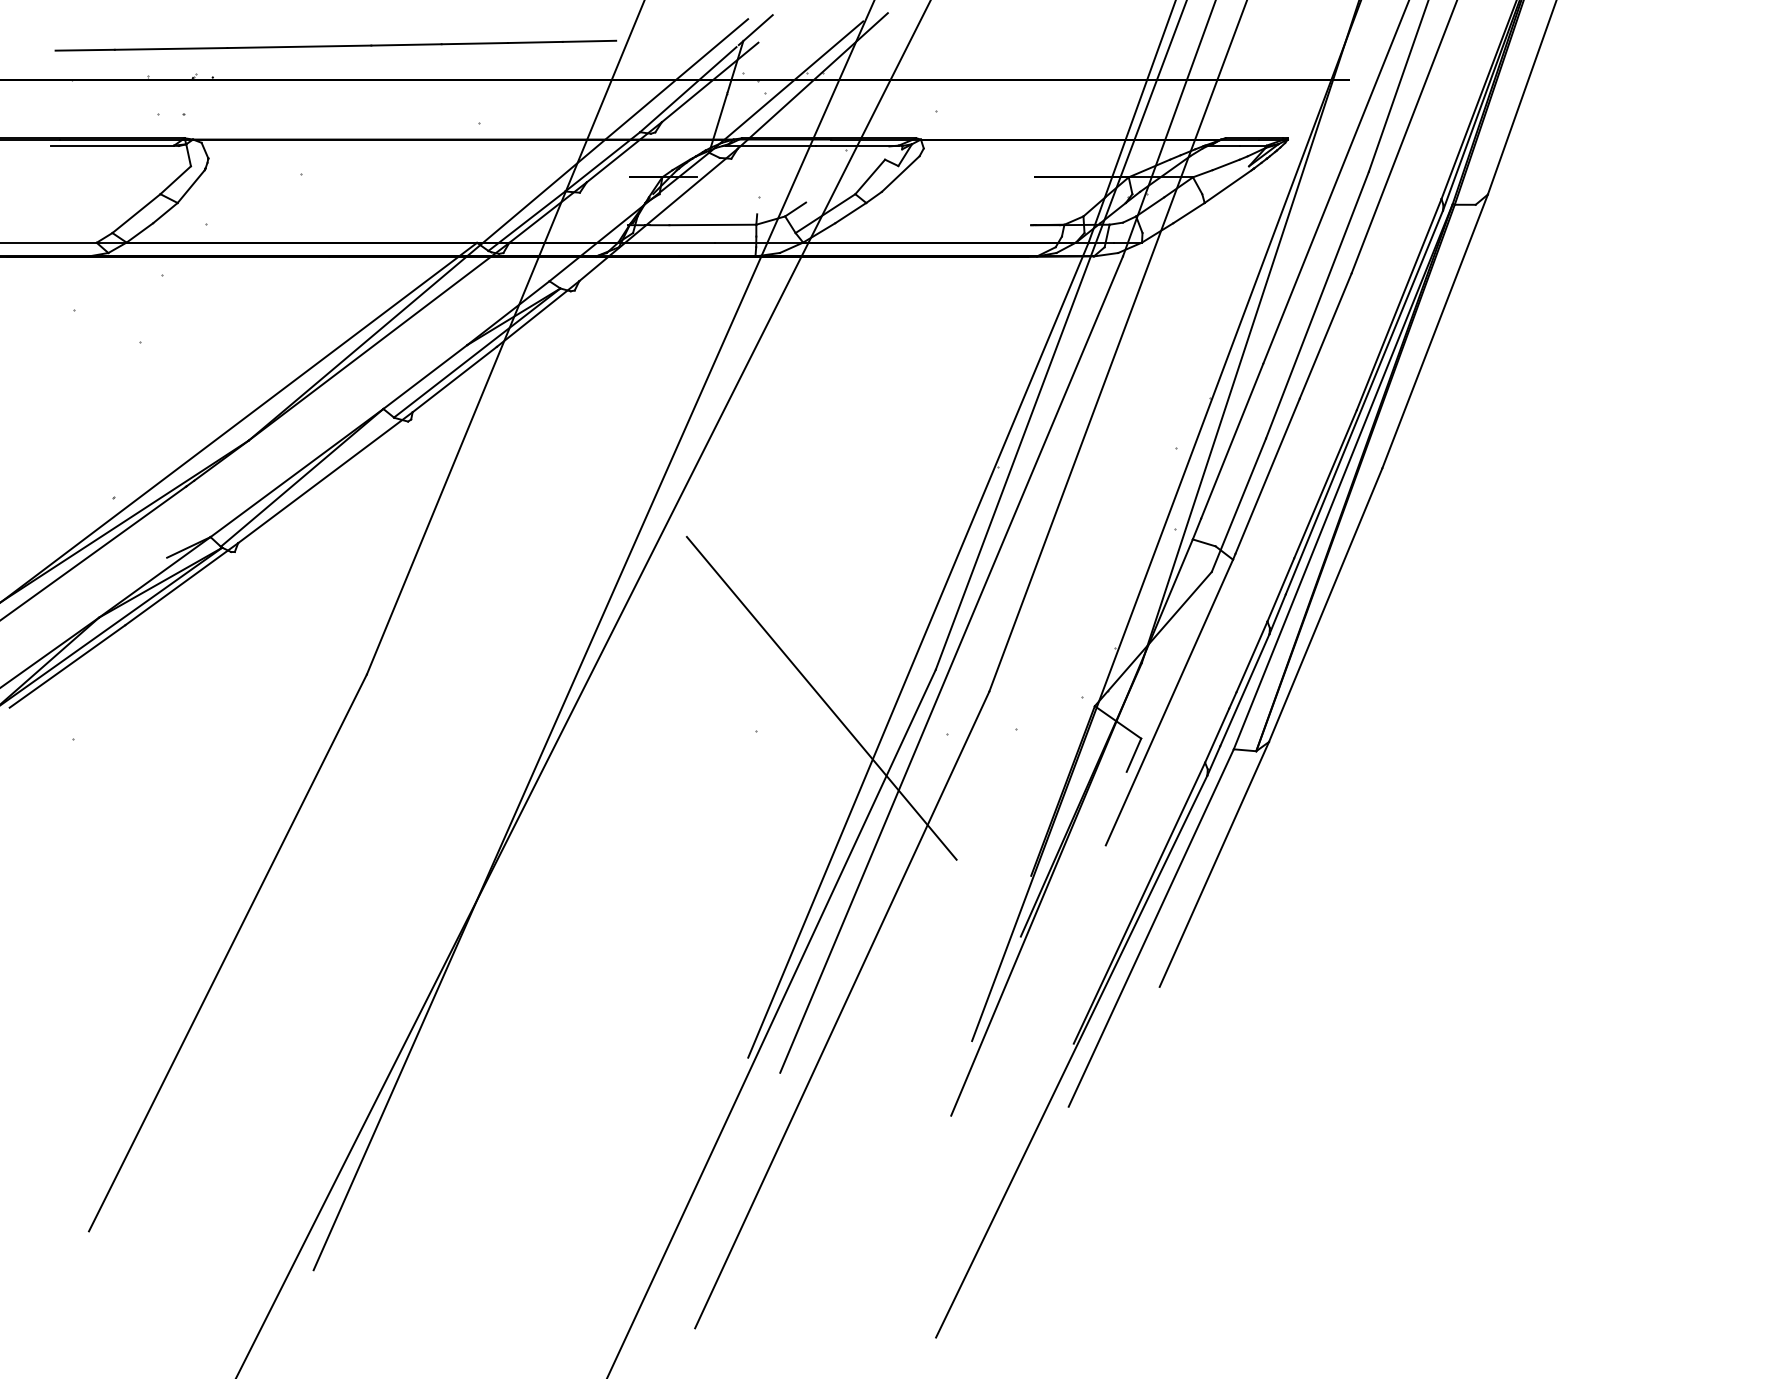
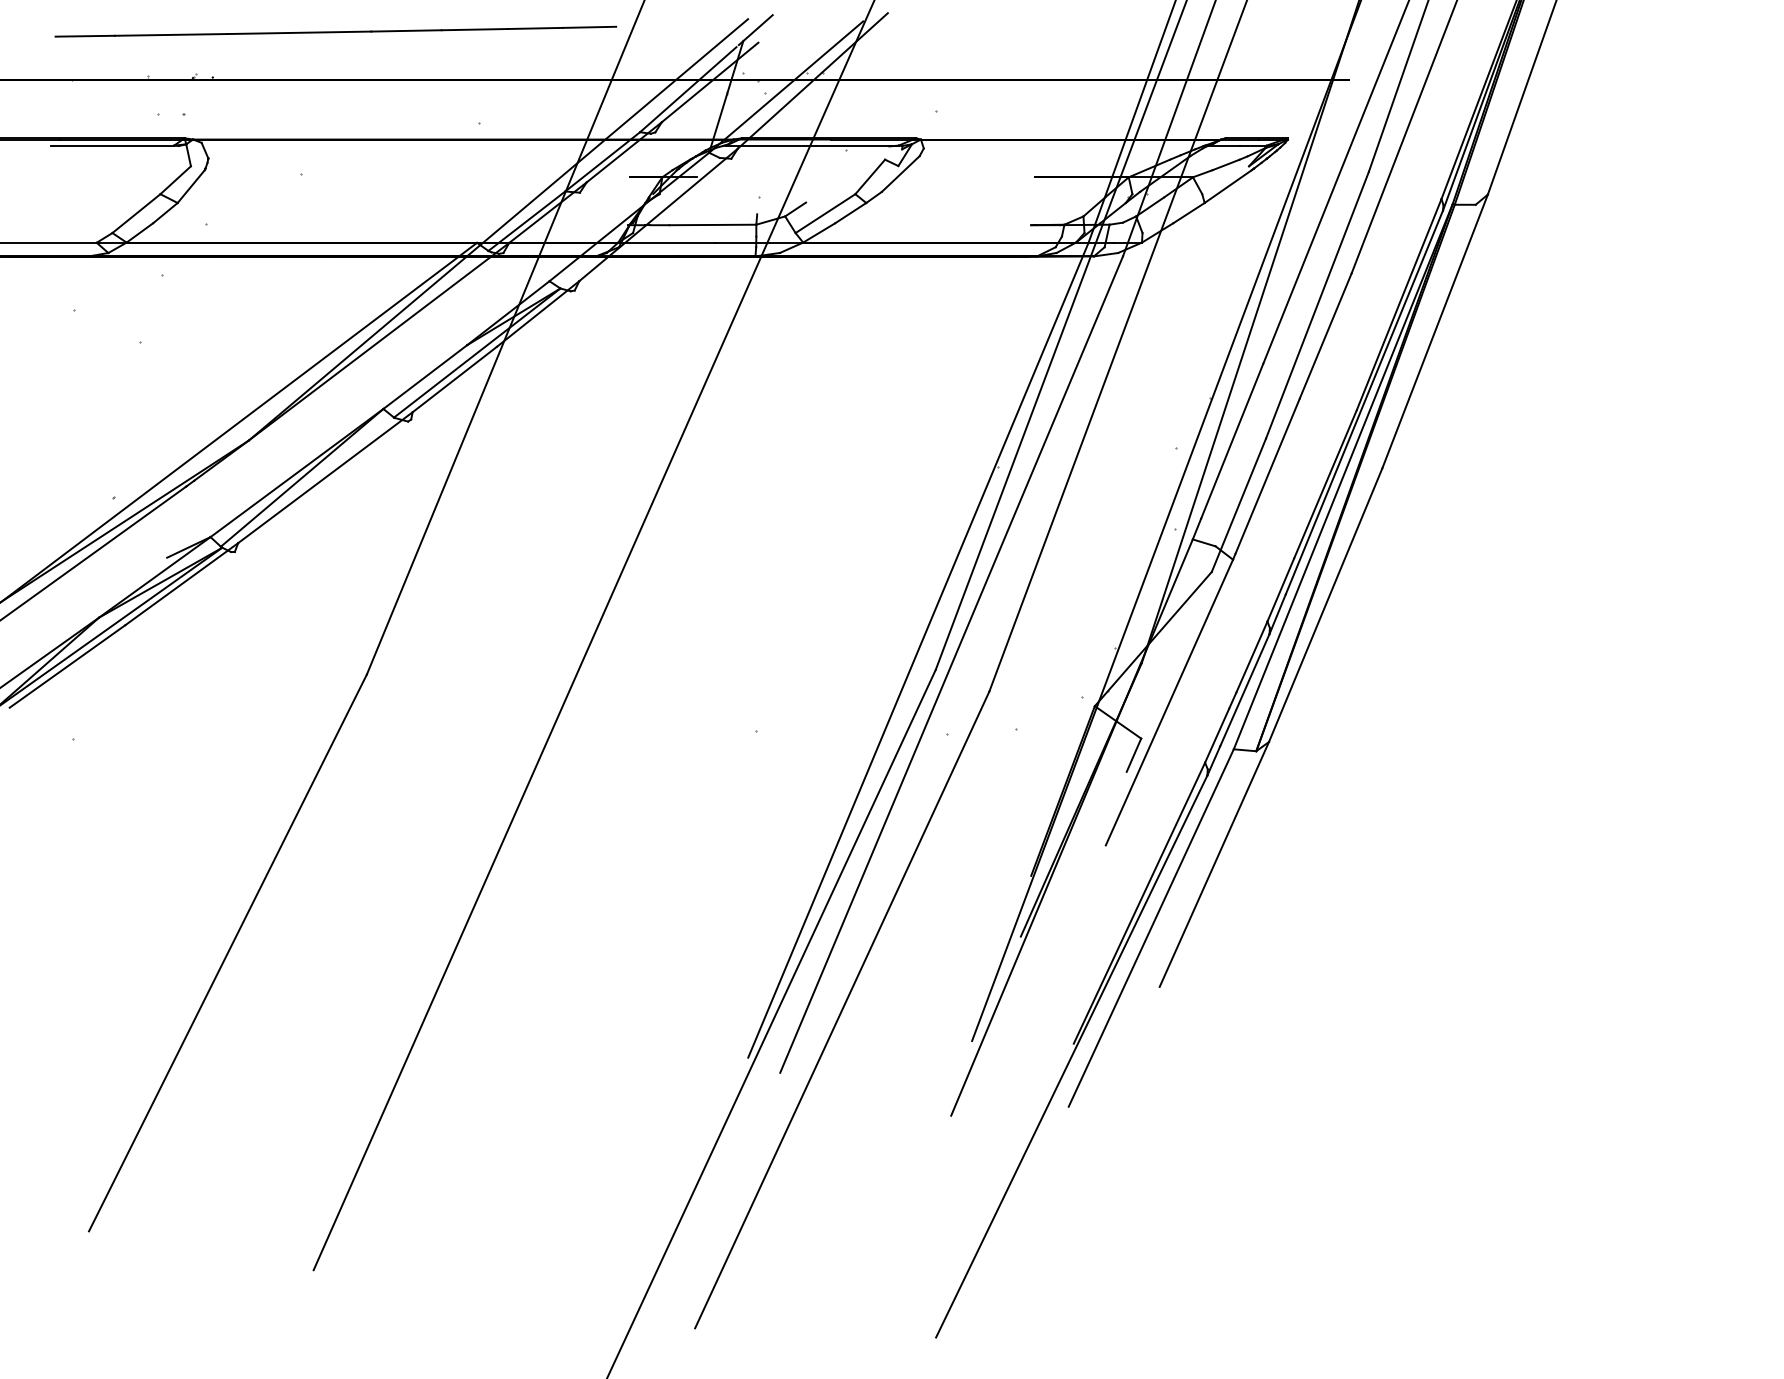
line position: (335, 45) -> (335, 31) (335, 31)
line: present -> none (583, 688)
line: present -> none (821, 697)
